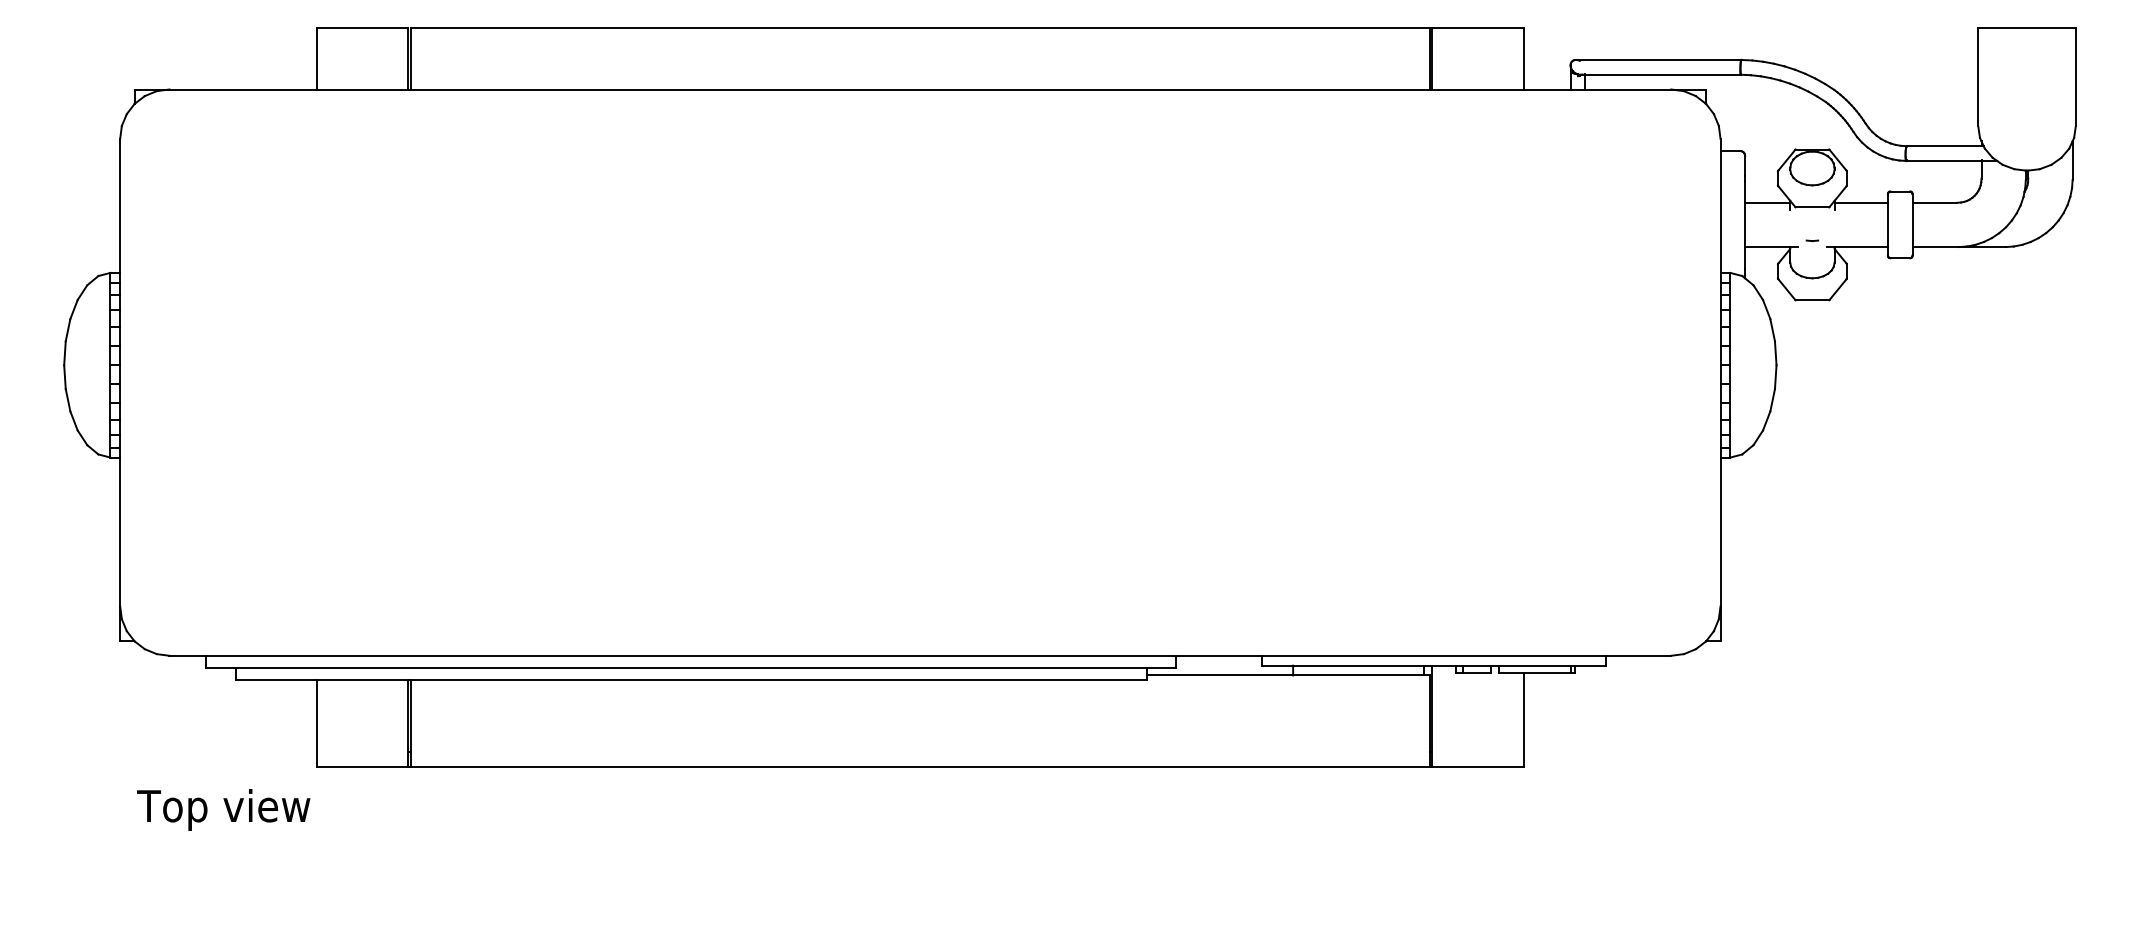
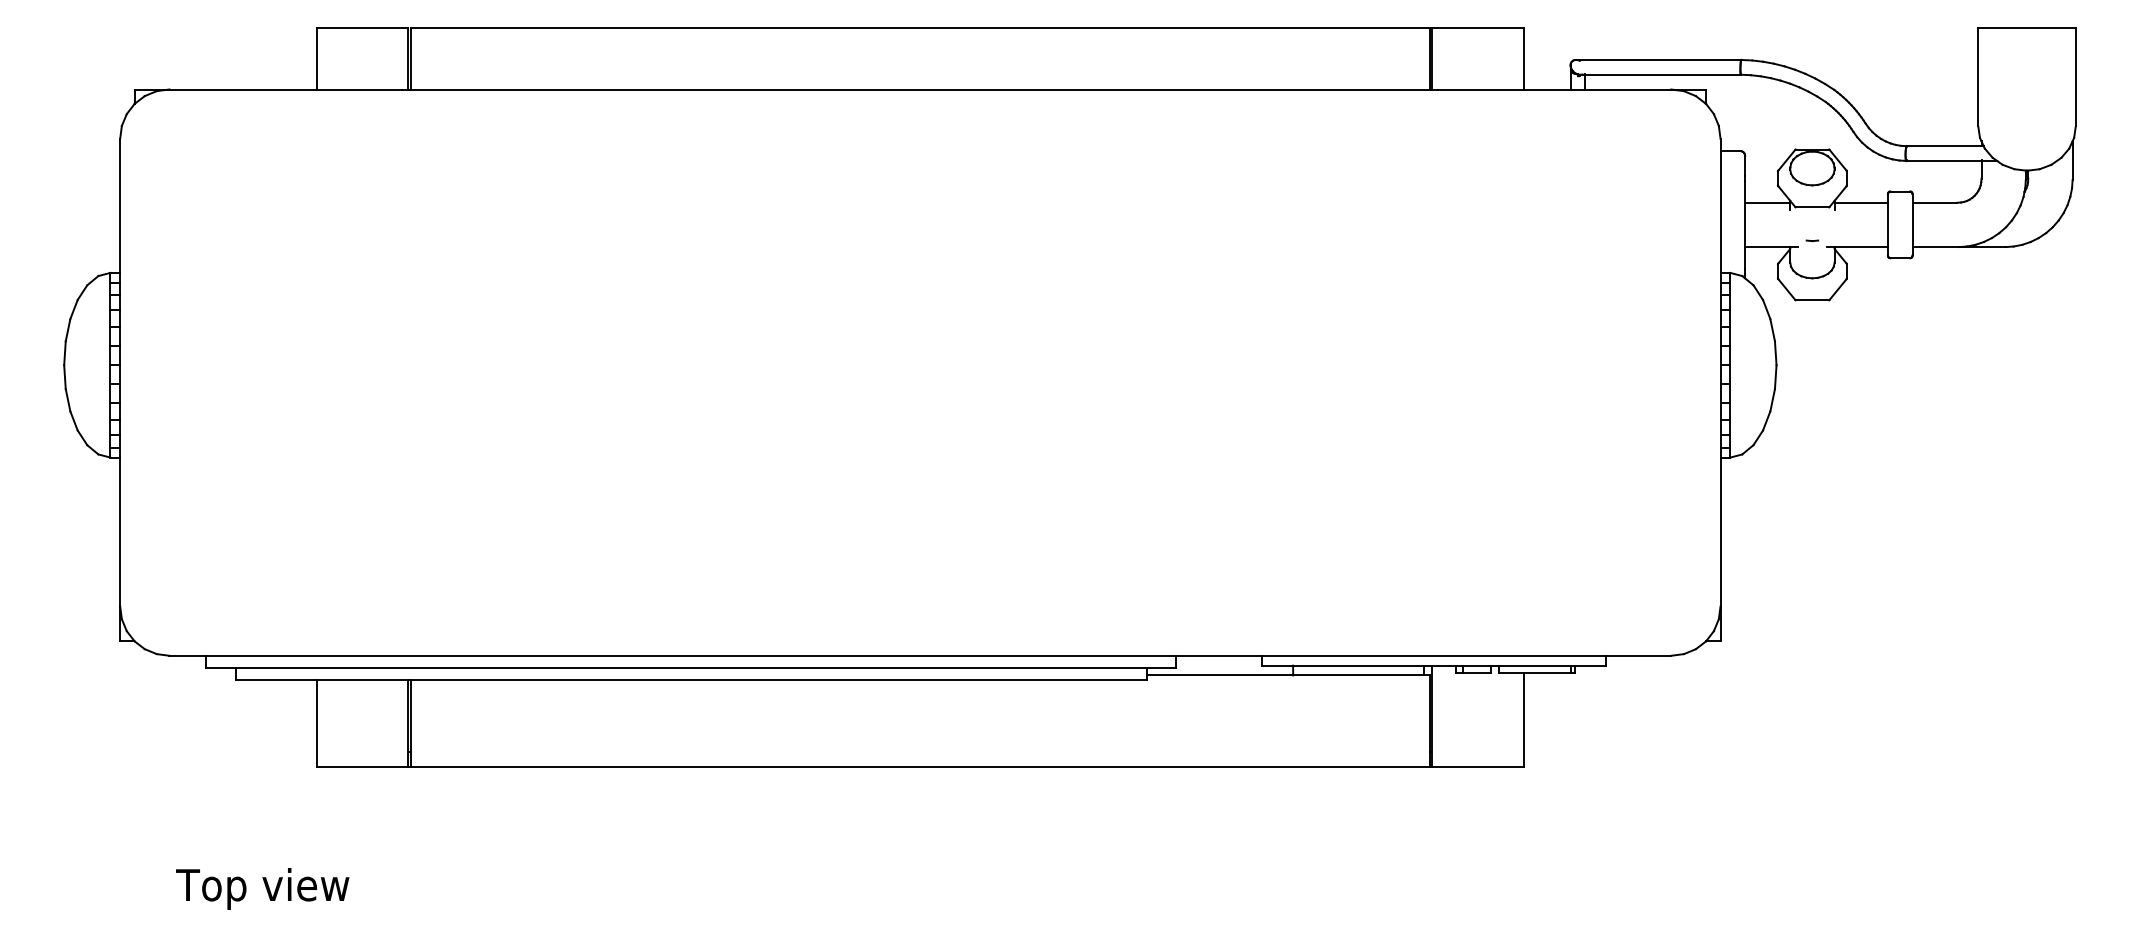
text position: (223, 809) -> (262, 888) (262, 888)
